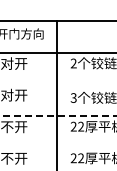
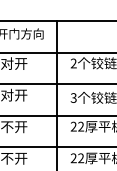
line: none -> present (57, 84)
line: dashed -> solid (58, 115)
line: none -> present (57, 147)
